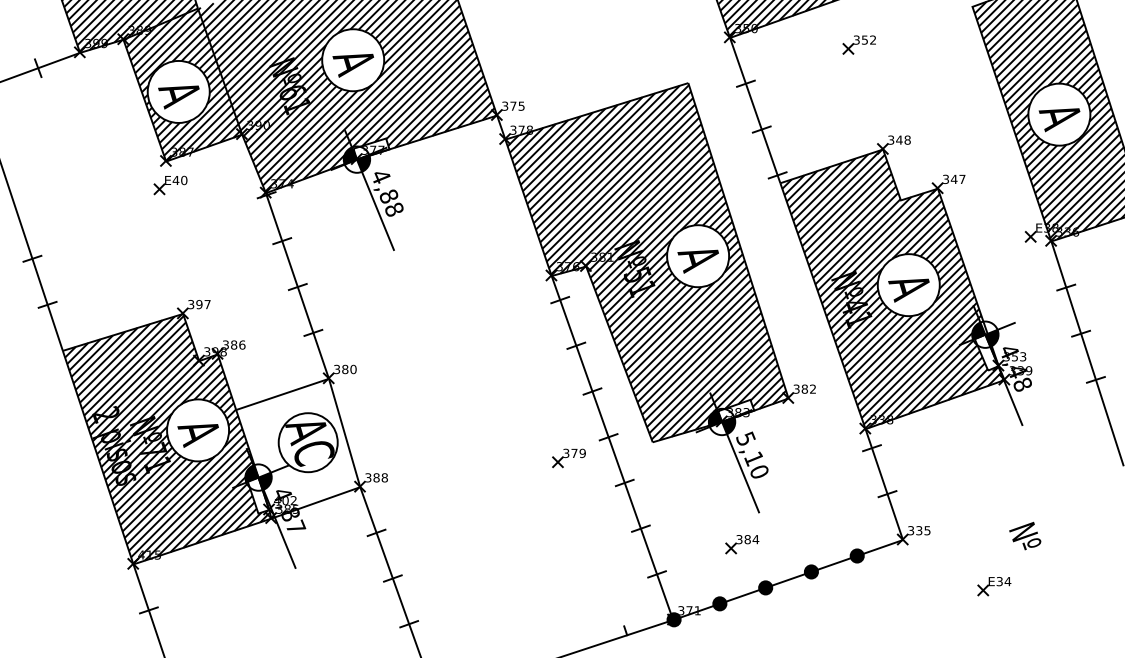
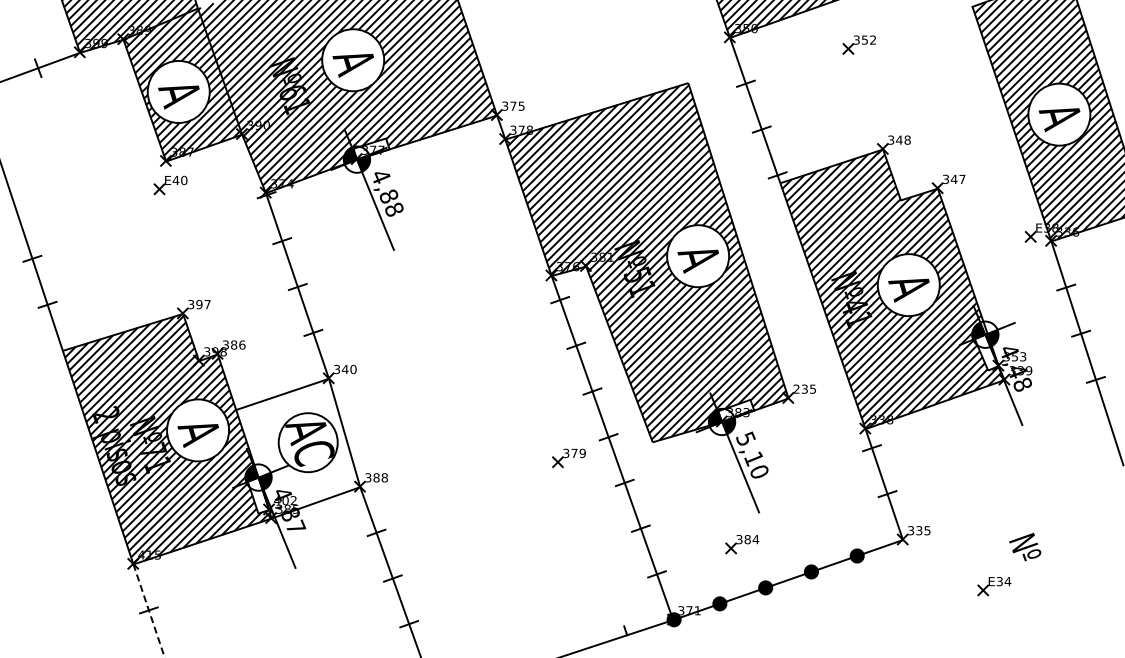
text: 380 -> 340 (344, 369)
text: 382 -> 235 (804, 388)
text position: (1025, 535) -> (1025, 546) (1025, 546)
line: solid -> dashed (149, 610)
